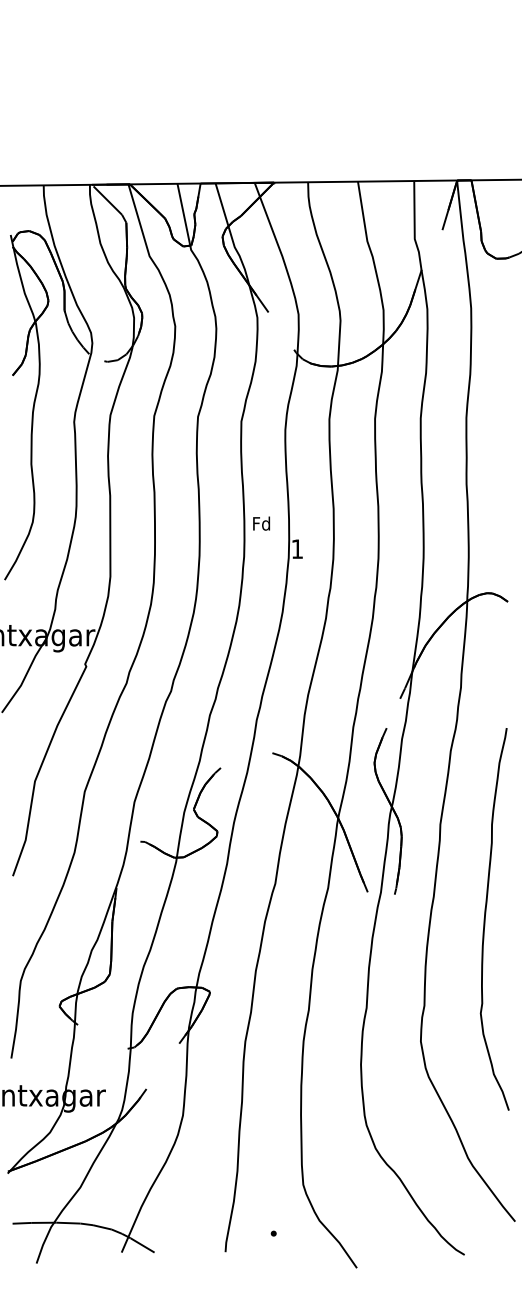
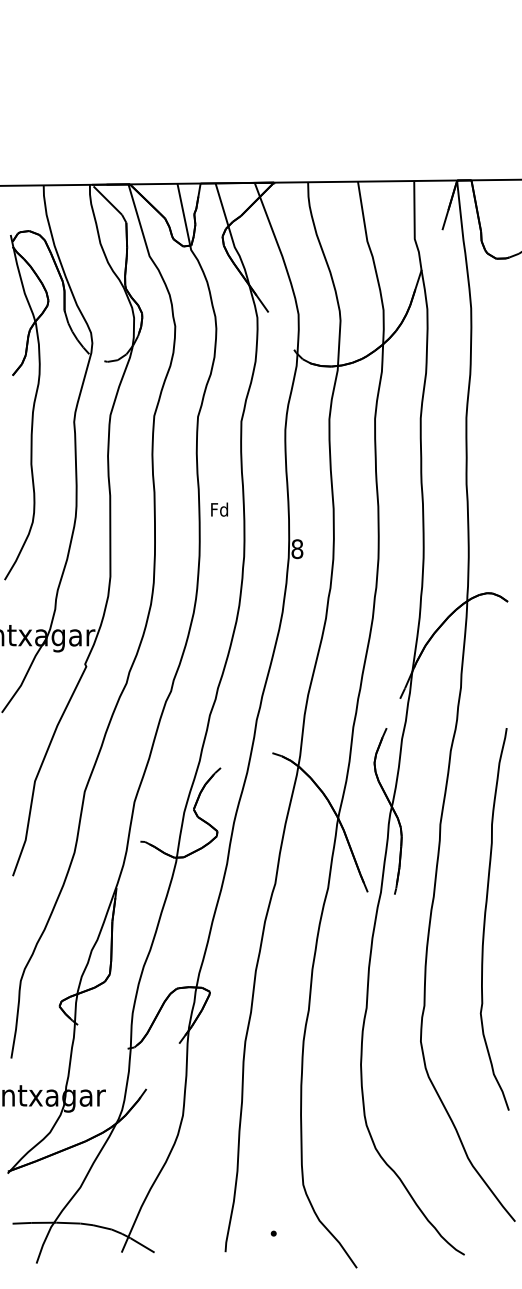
text position: (261, 523) -> (219, 509) (219, 509)
text: 1 -> 8 (297, 549)
